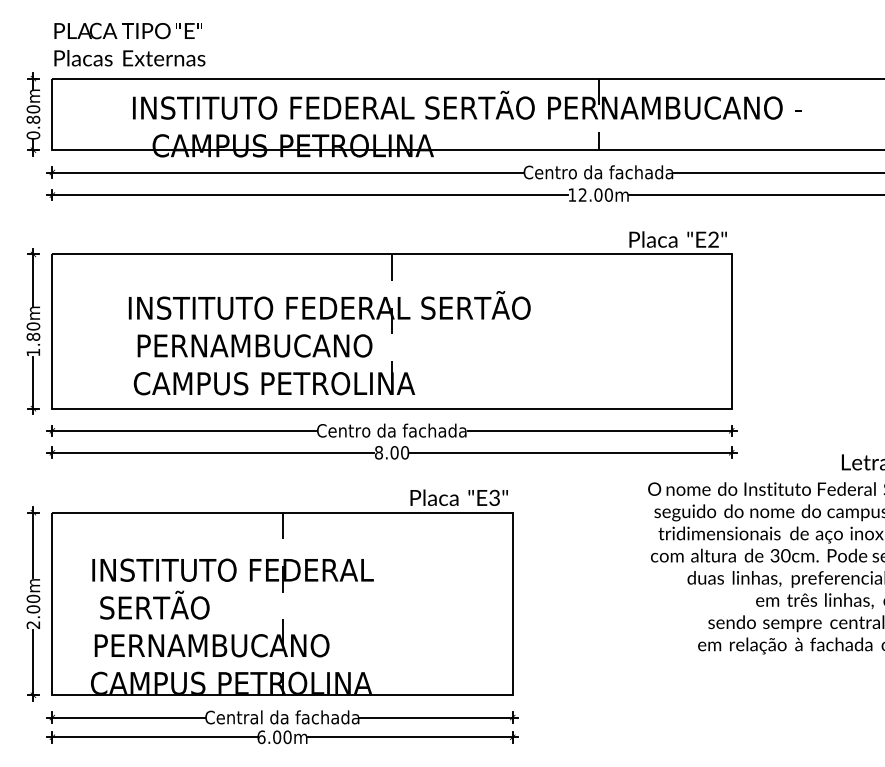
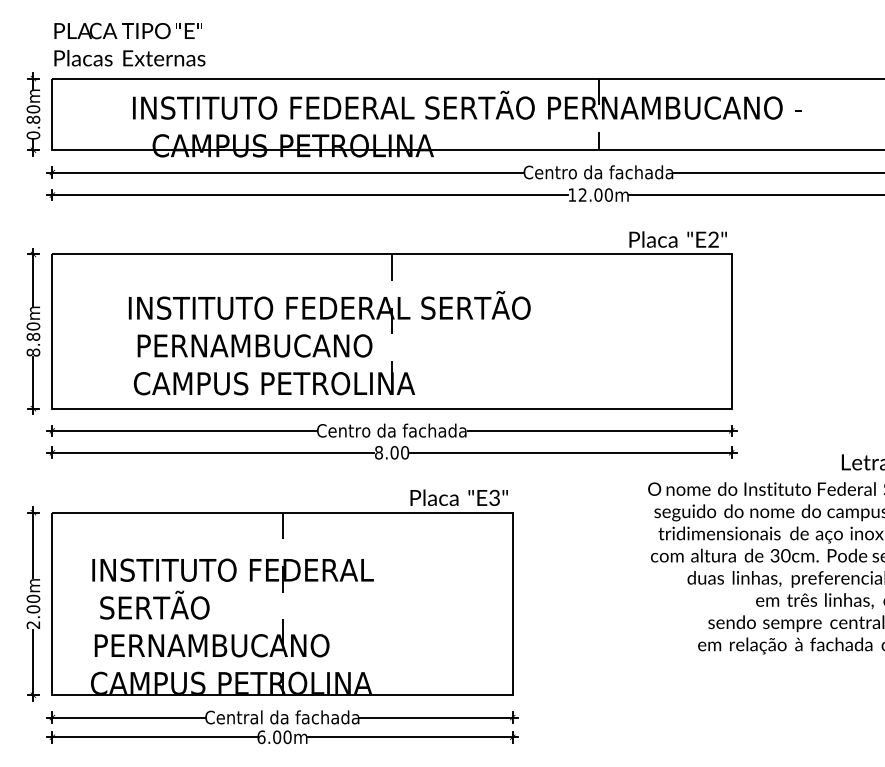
text: 1.80m -> 8.80m (33, 352)
